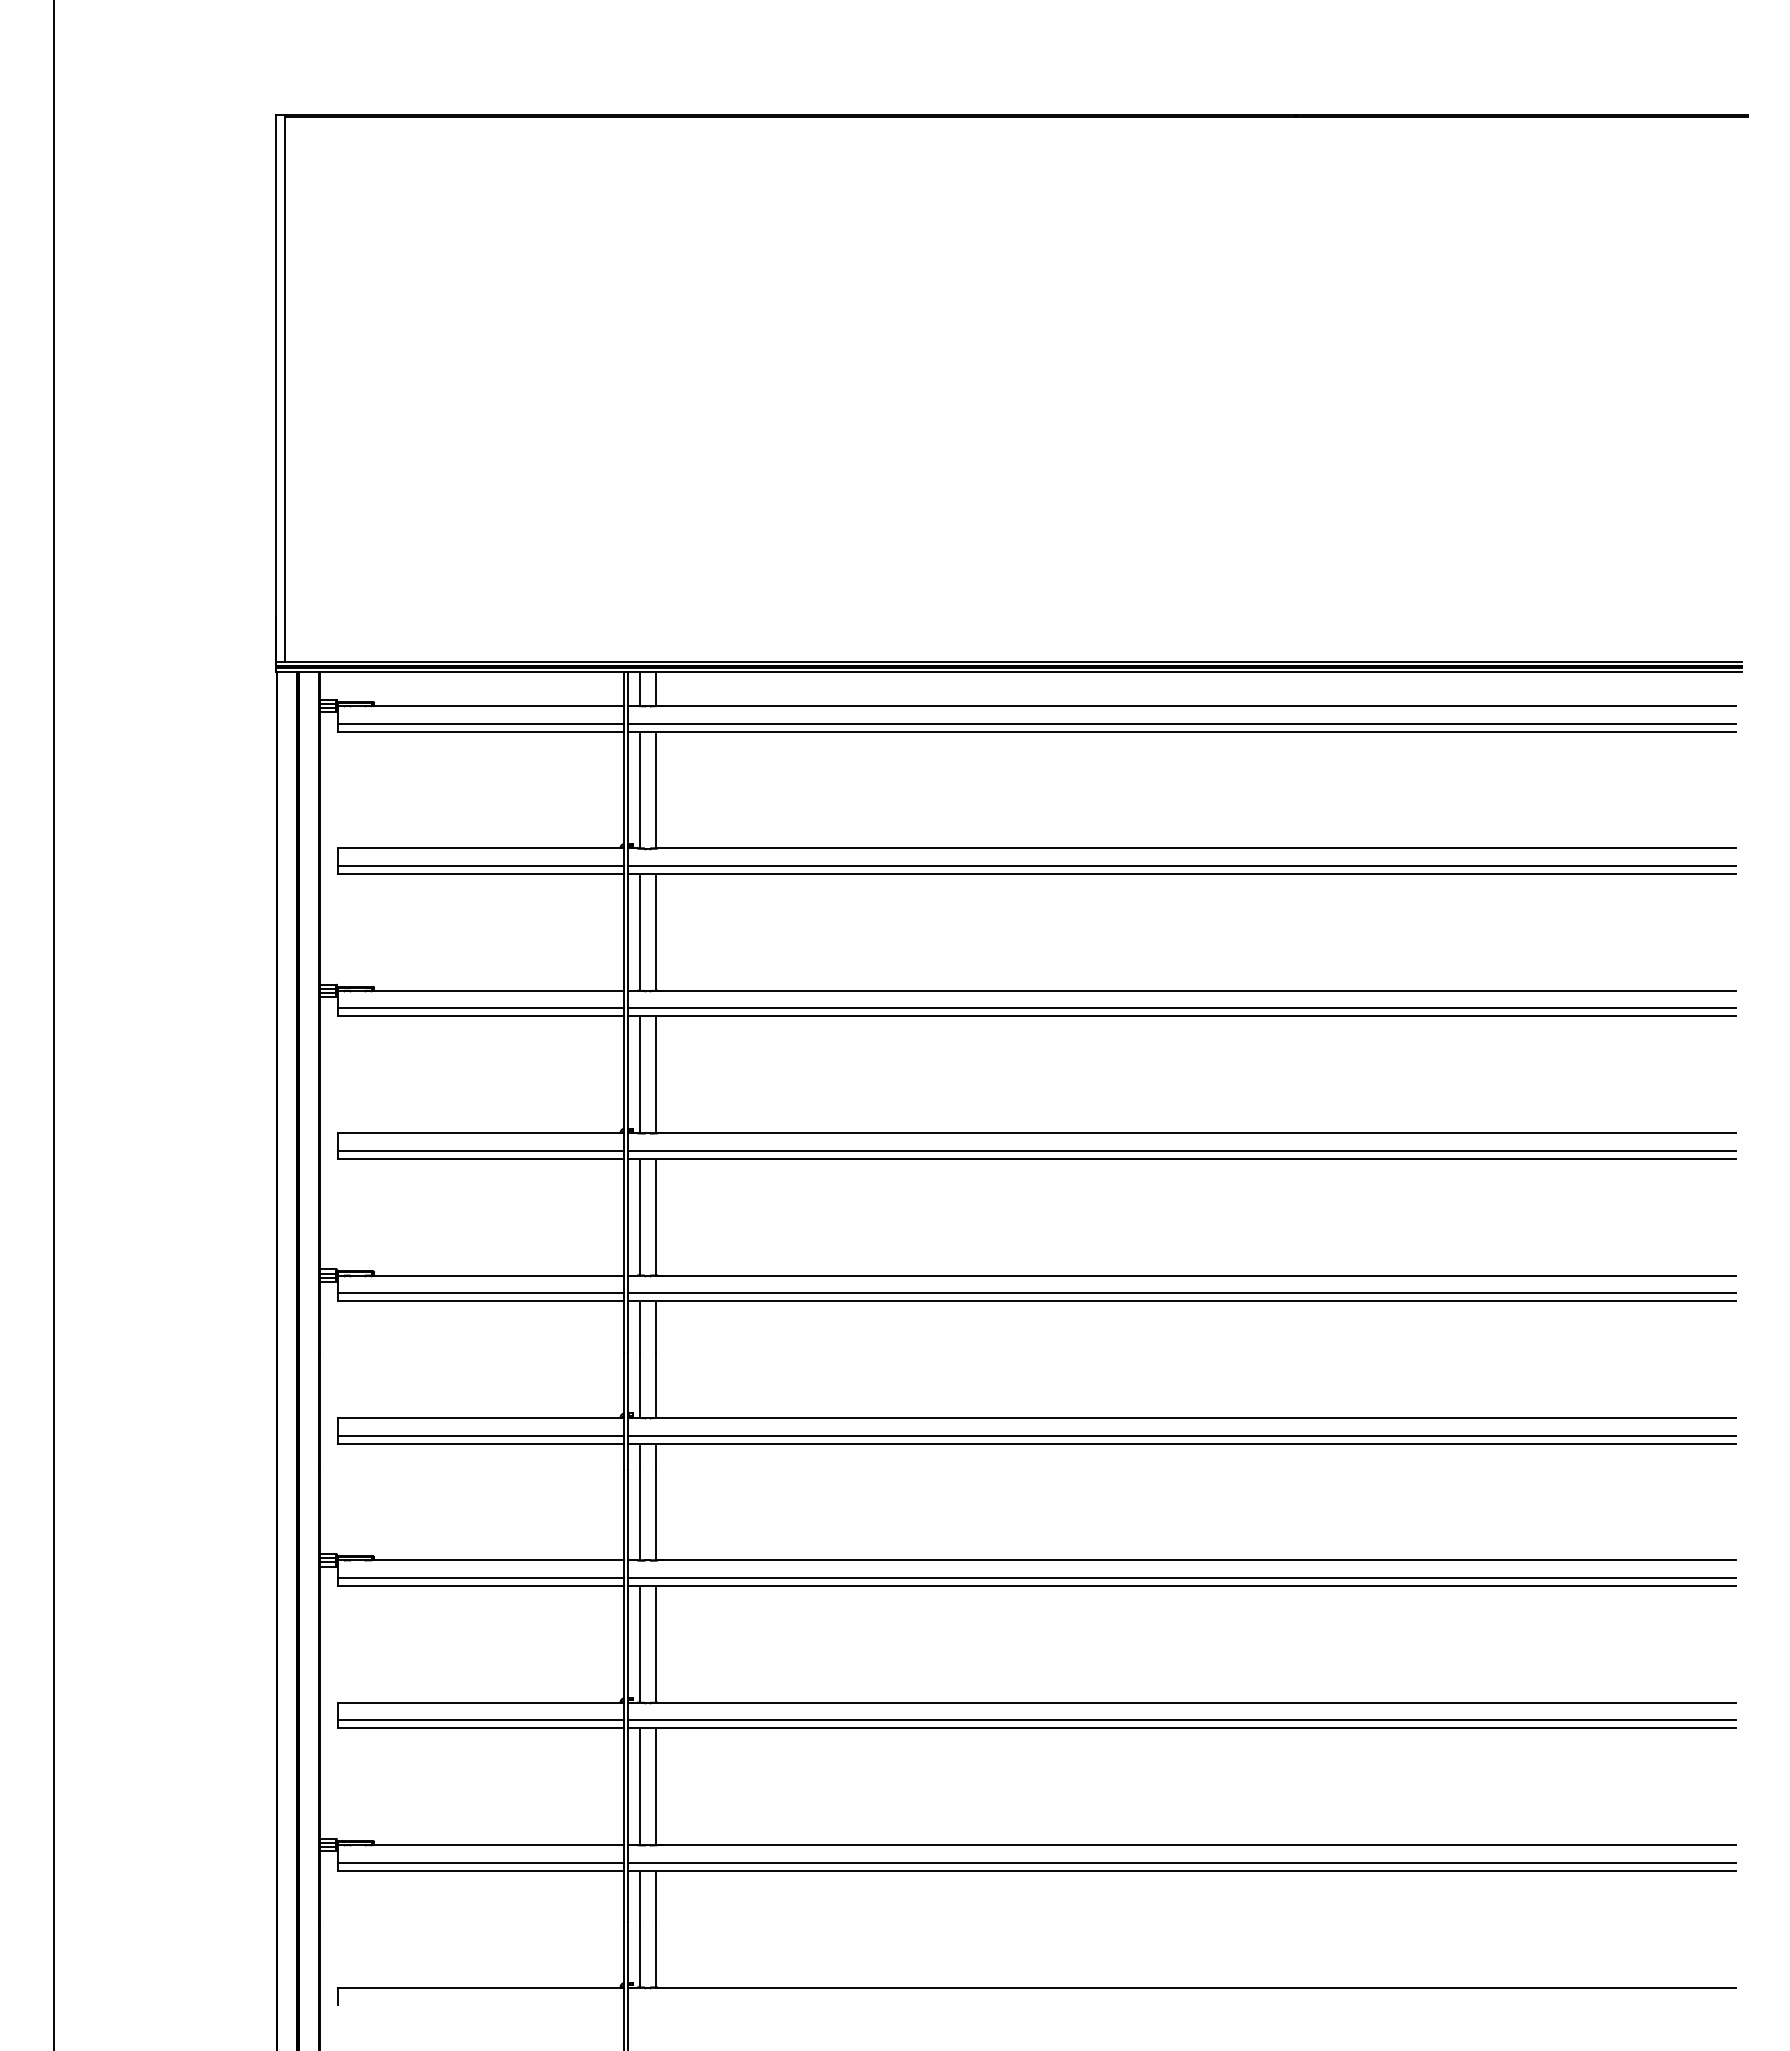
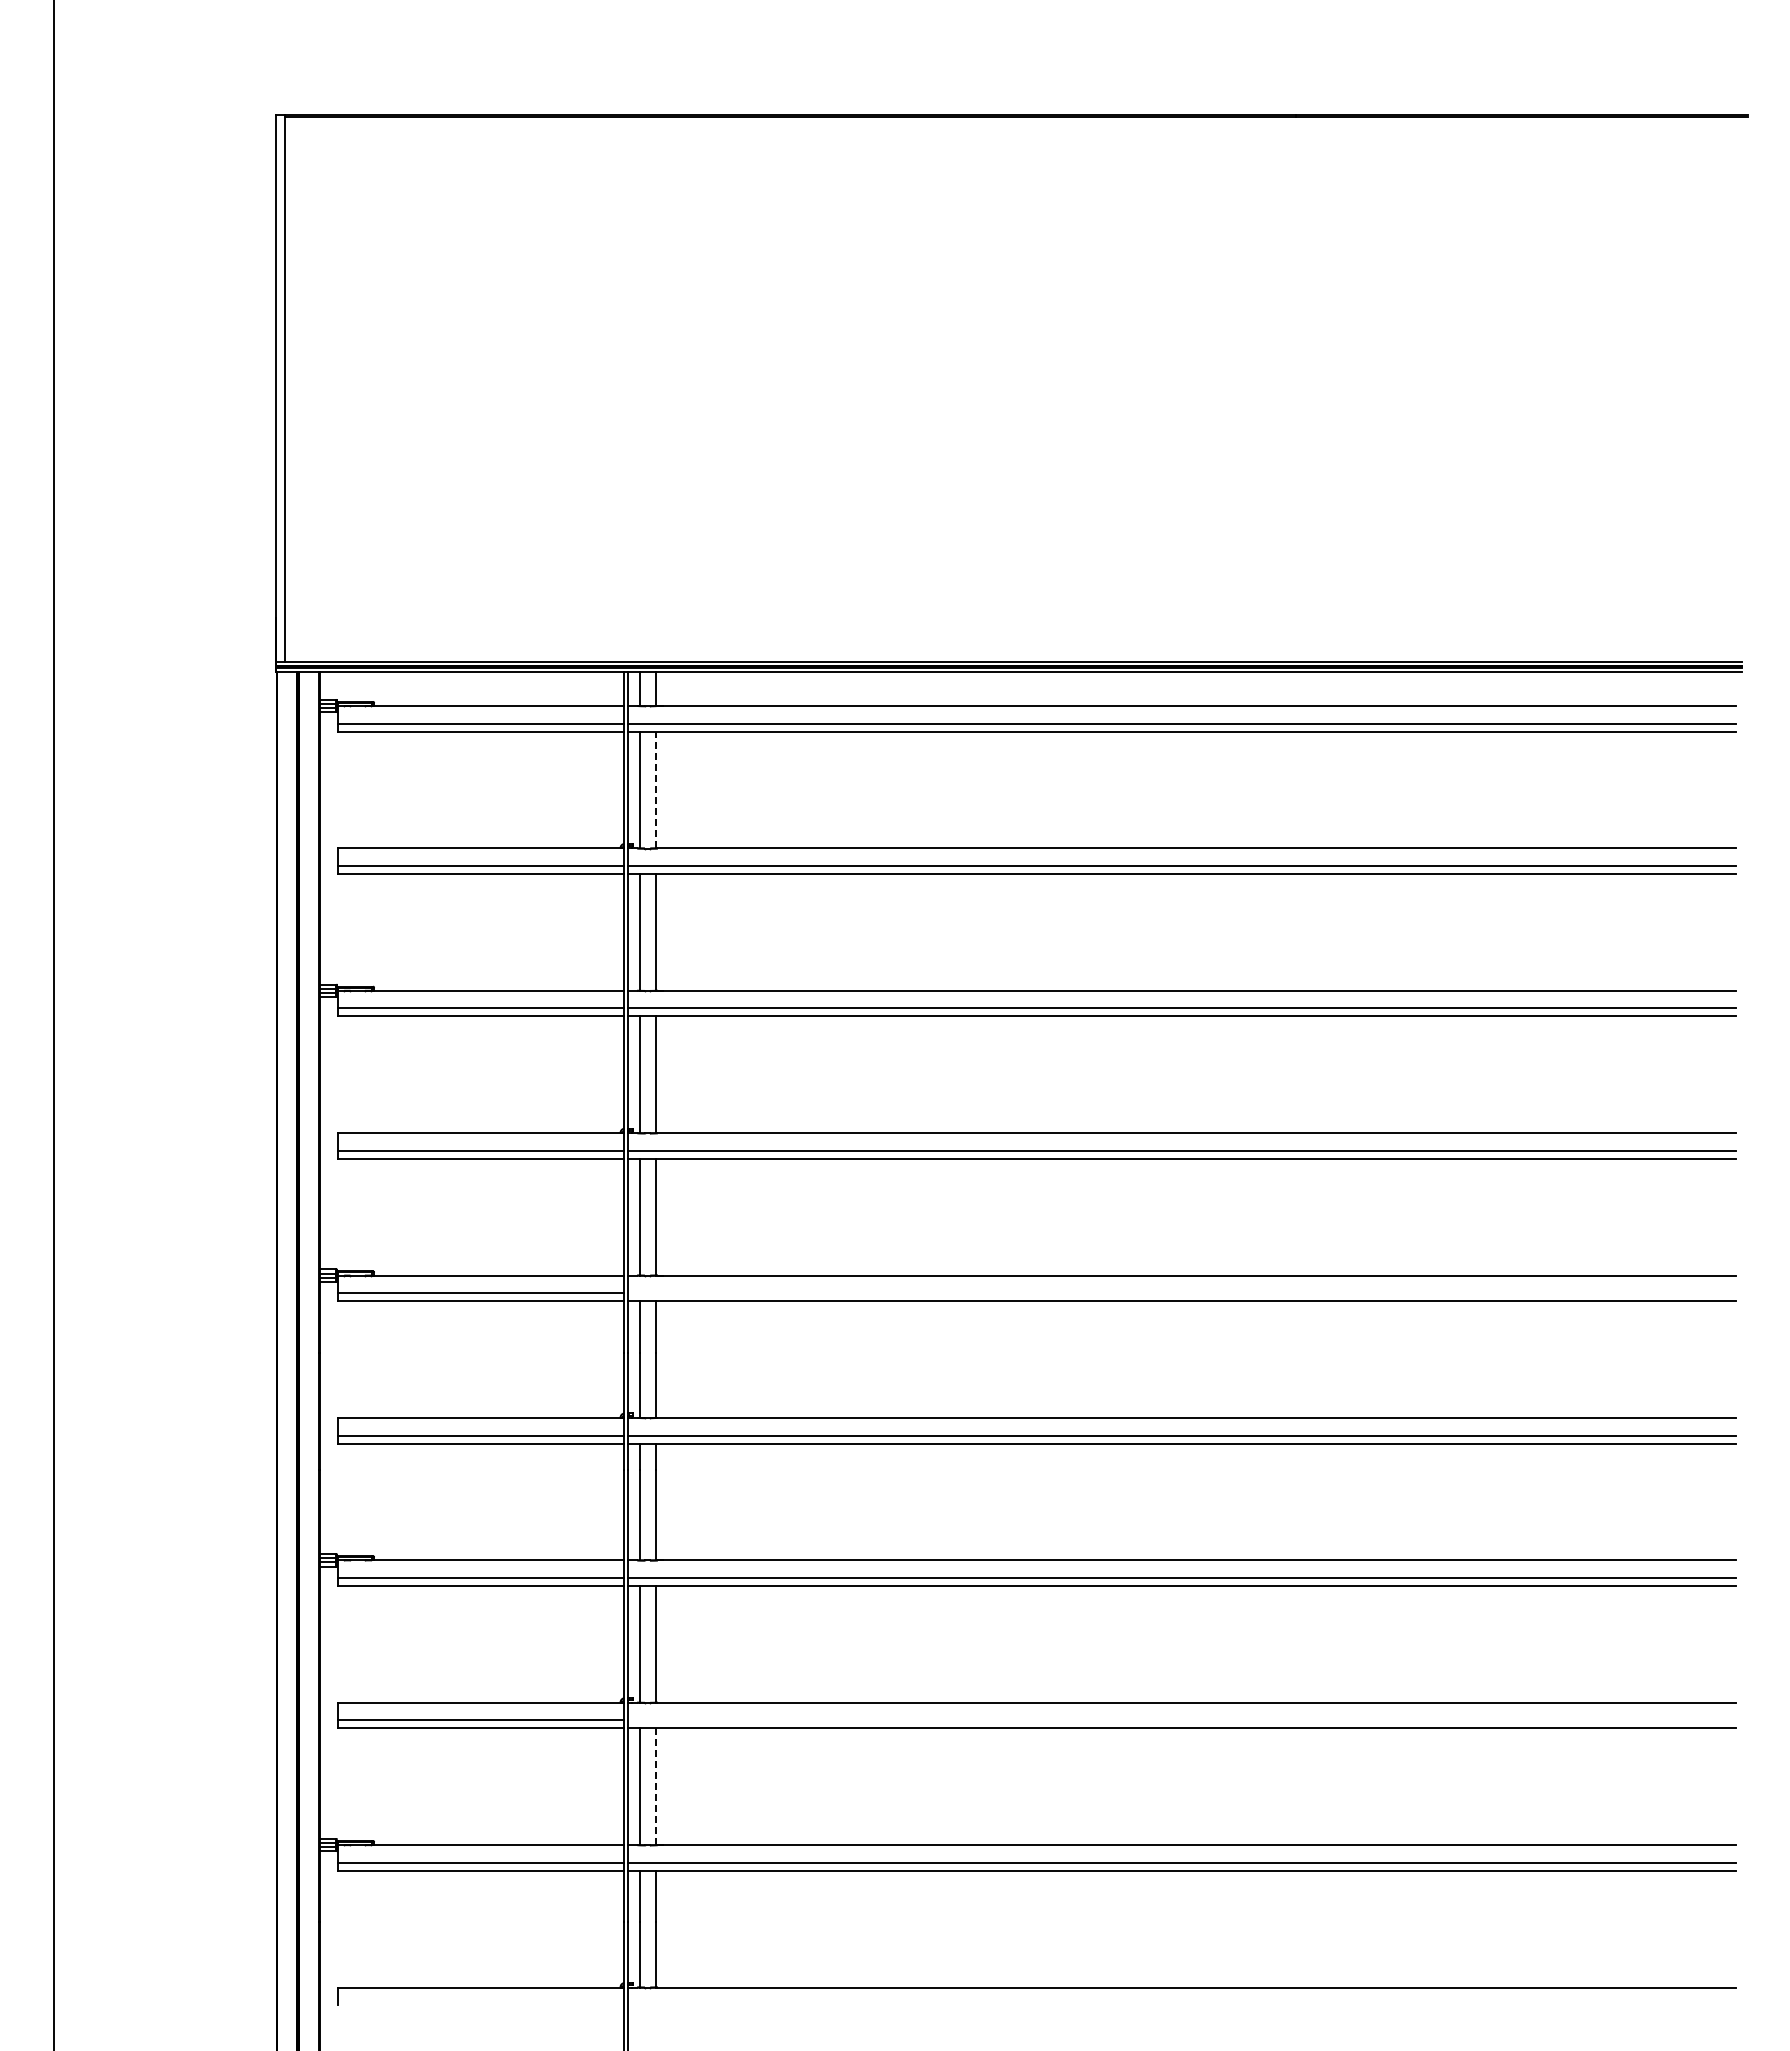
line: solid -> dashed (656, 789)
line: present -> none (1181, 1293)
line: present -> none (1181, 1720)
line: solid -> dashed (656, 1786)
